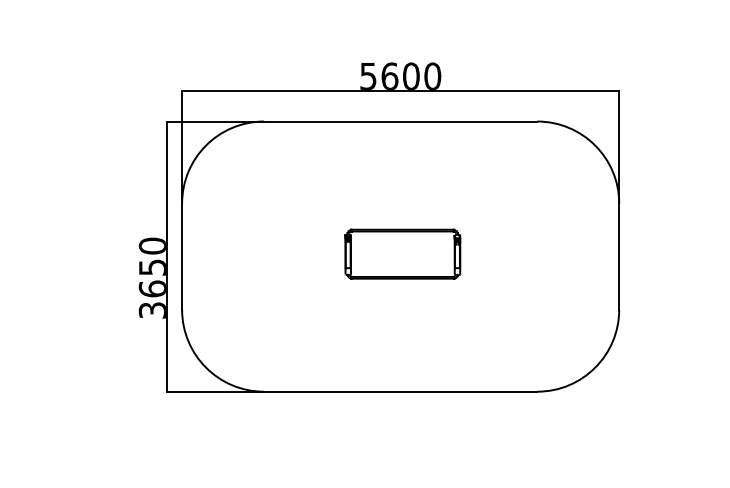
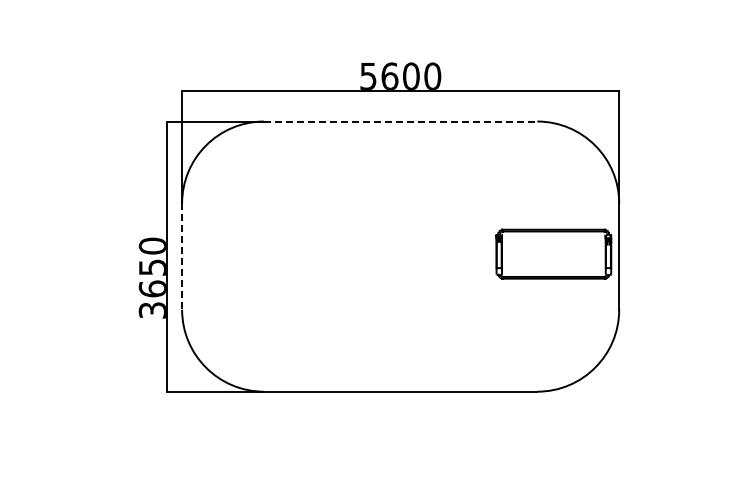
line: solid -> dashed (400, 121)
part position: (402, 253) -> (553, 253) (553, 253)
line: solid -> dashed (182, 257)
